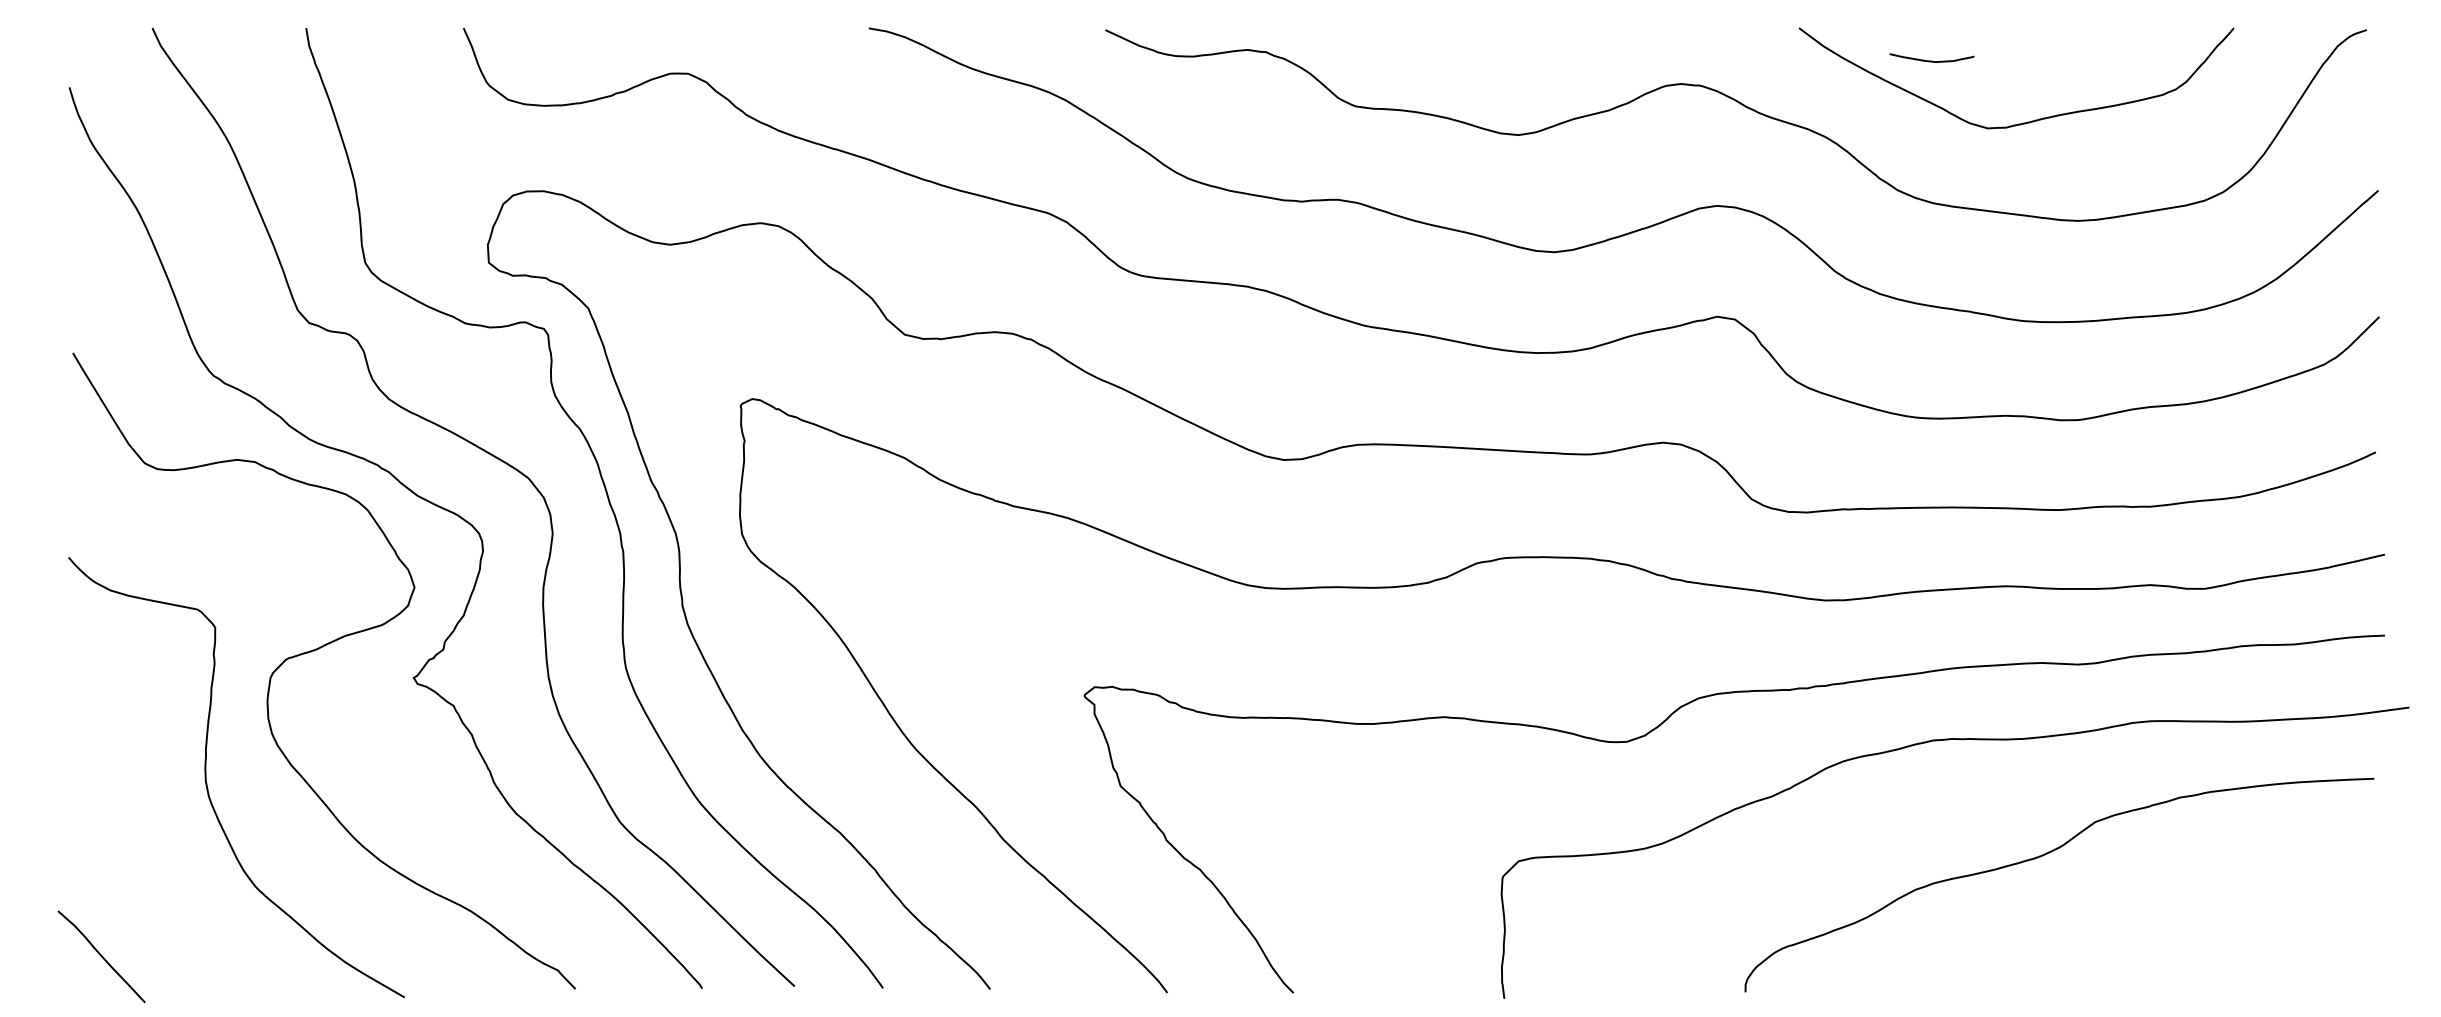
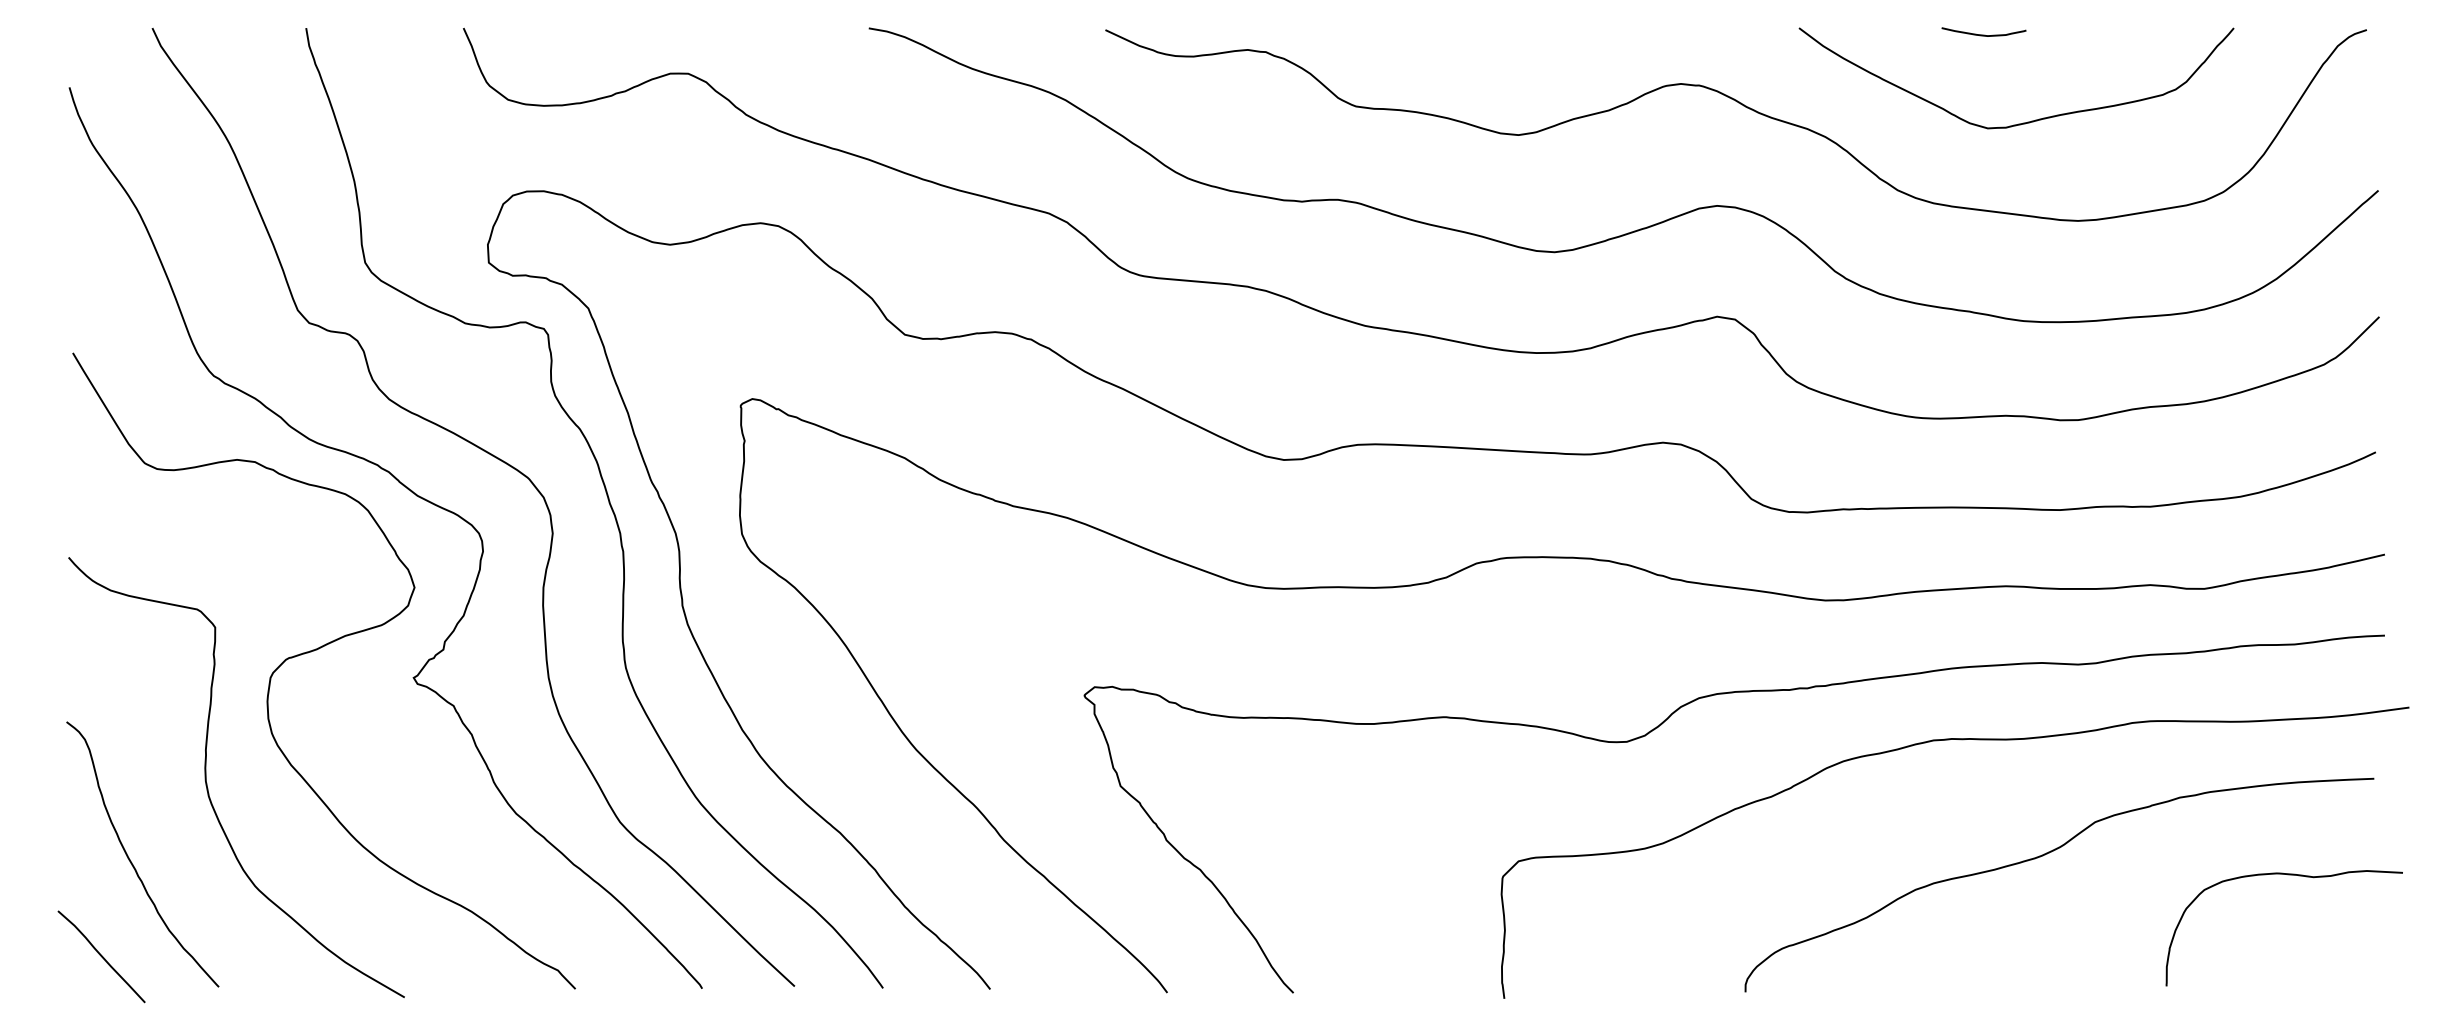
curve position: (1931, 60) -> (1983, 34) (1983, 34)
curve: none -> present (132, 862)
curve: none -> present (2287, 875)
